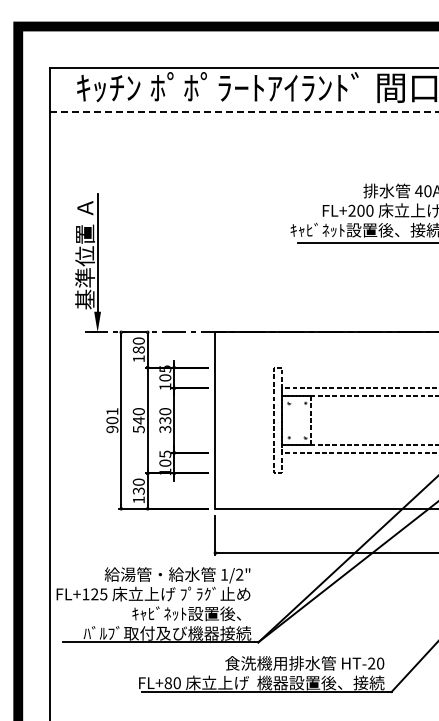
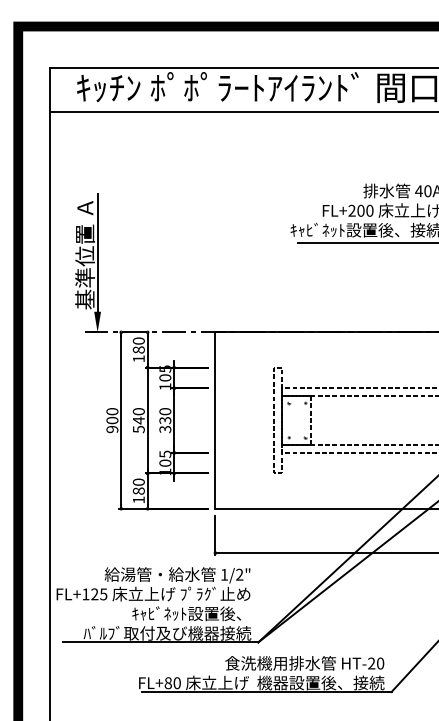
line: dashed -> solid (244, 112)
text: 901 -> 900 (112, 411)
text: 130 -> 180 (138, 490)
